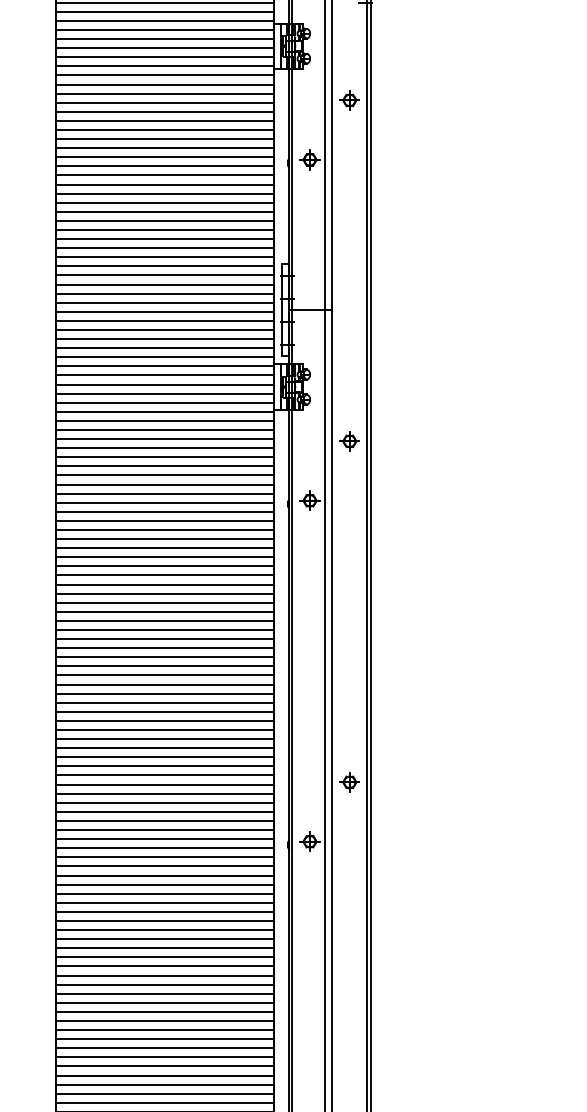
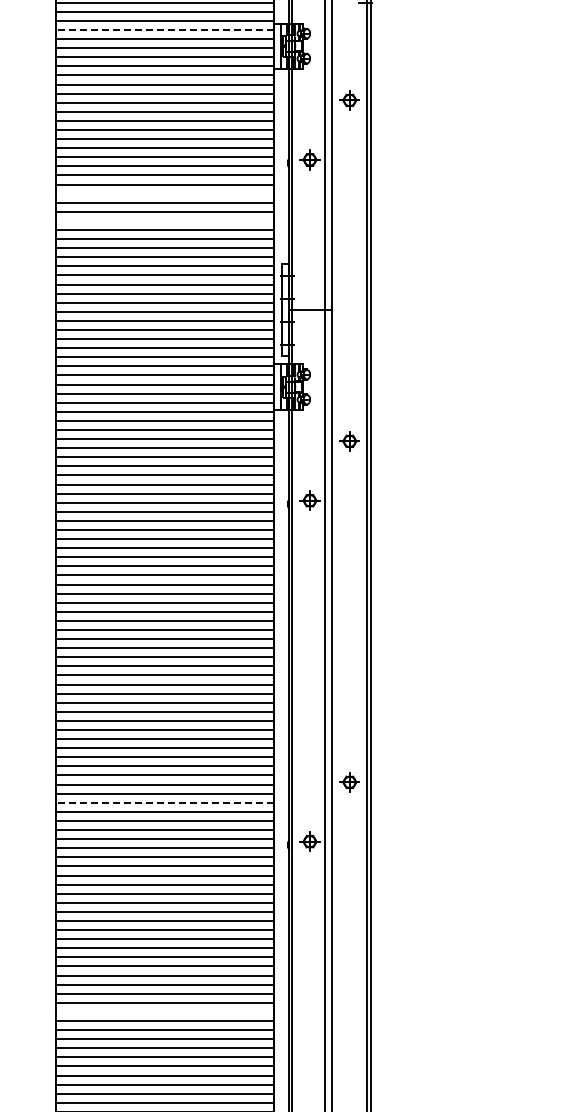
line: solid -> dashed (165, 29)
line: present -> none (165, 193)
line: present -> none (165, 220)
line: solid -> dashed (165, 802)
line: present -> none (165, 1011)
